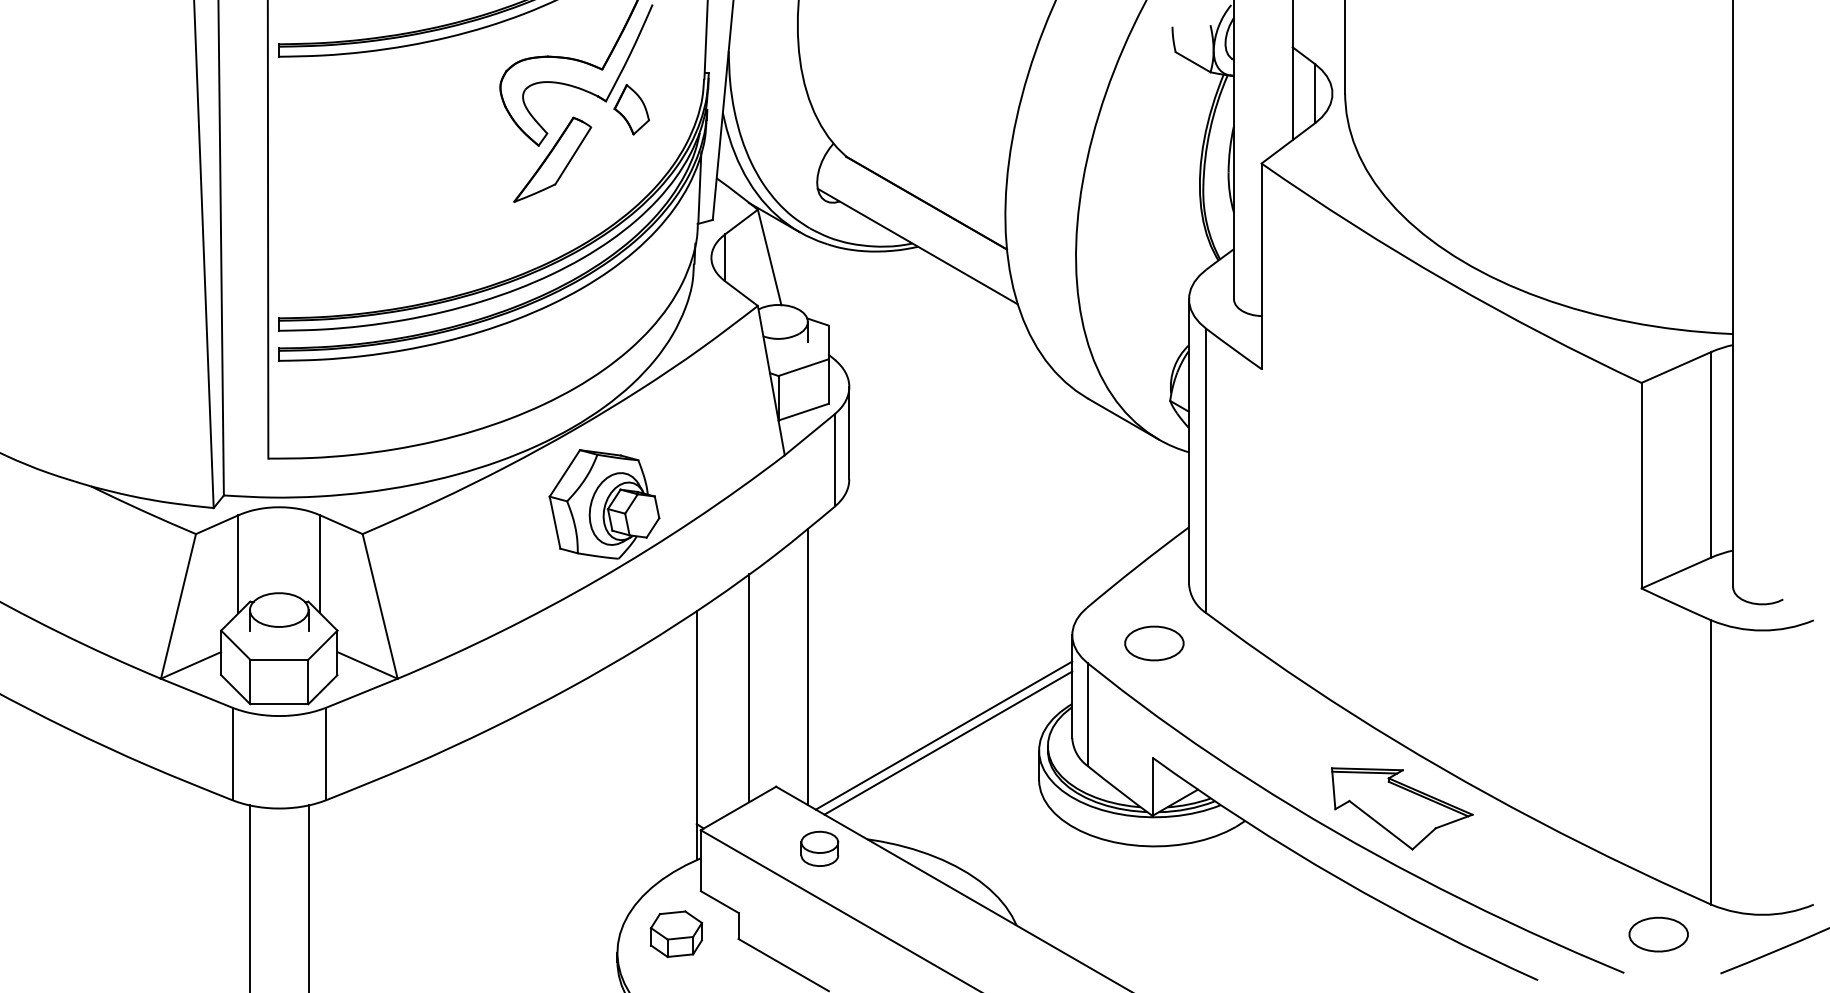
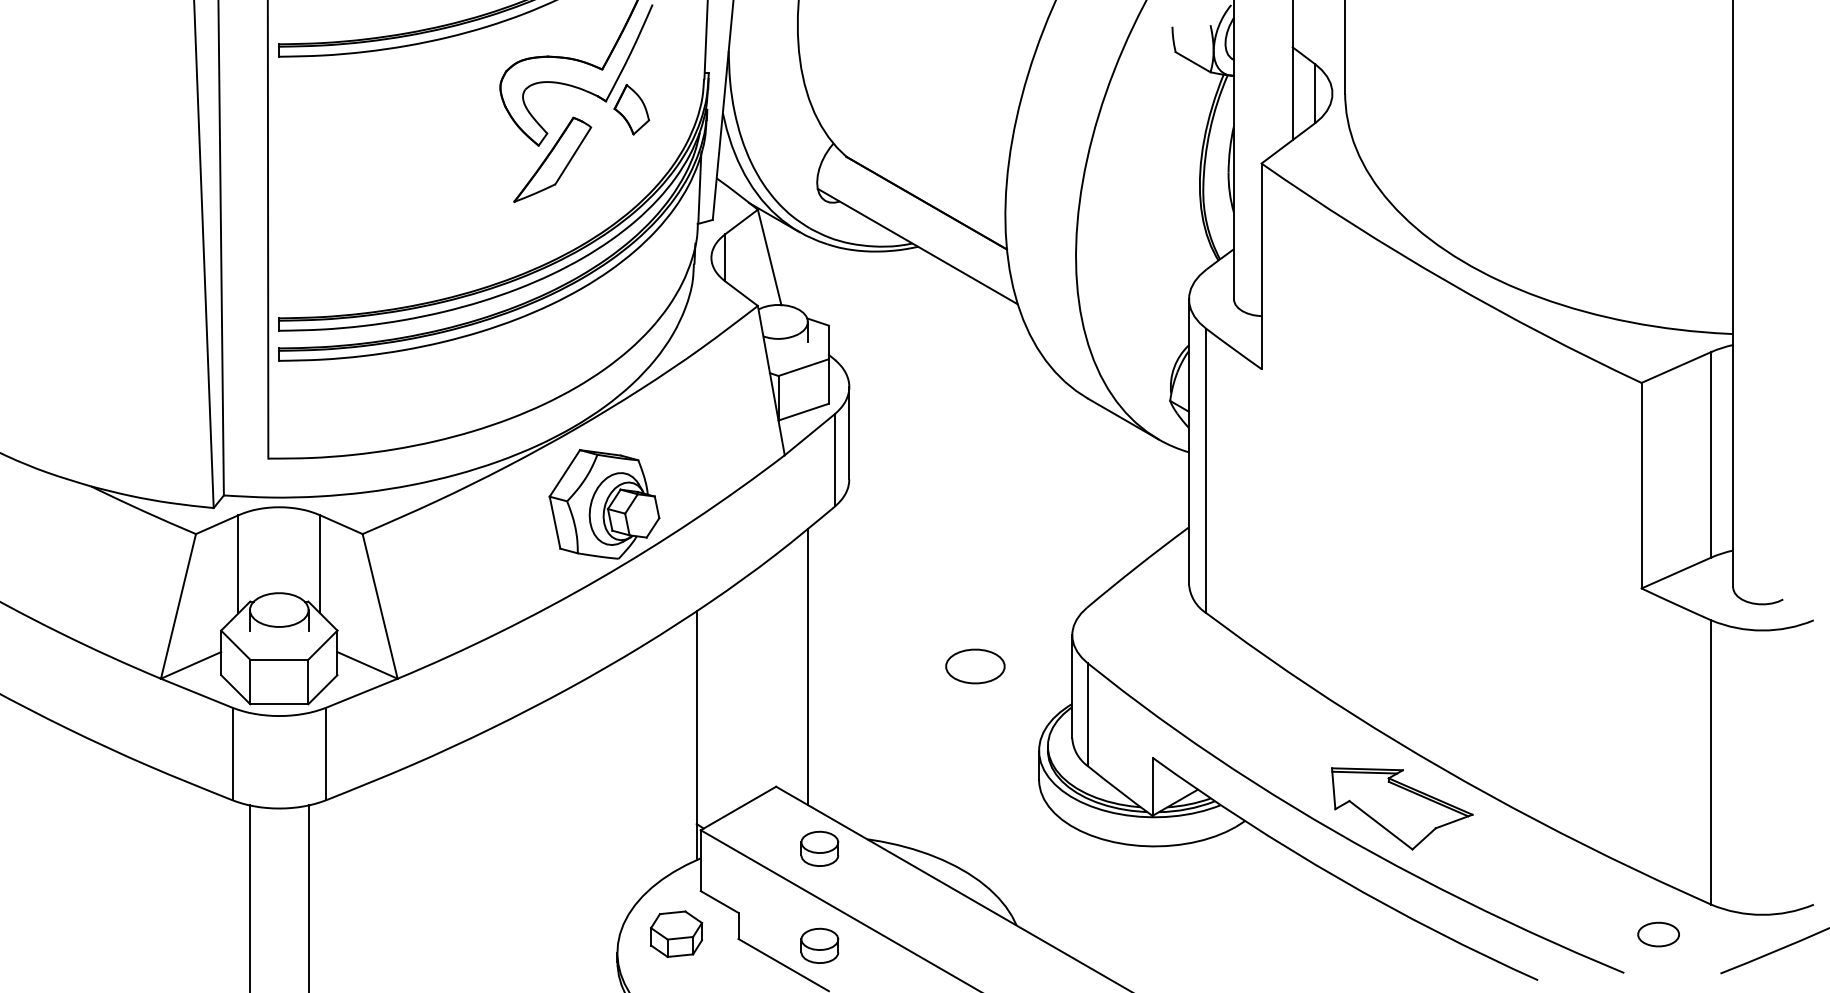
part position: (1154, 643) -> (975, 666) (975, 666)
line: present -> none (749, 688)
line: present -> none (943, 735)
line: present -> none (948, 742)
part size: 61x37 px -> 43x27 px (1658, 934)
part: none -> present (819, 945)
